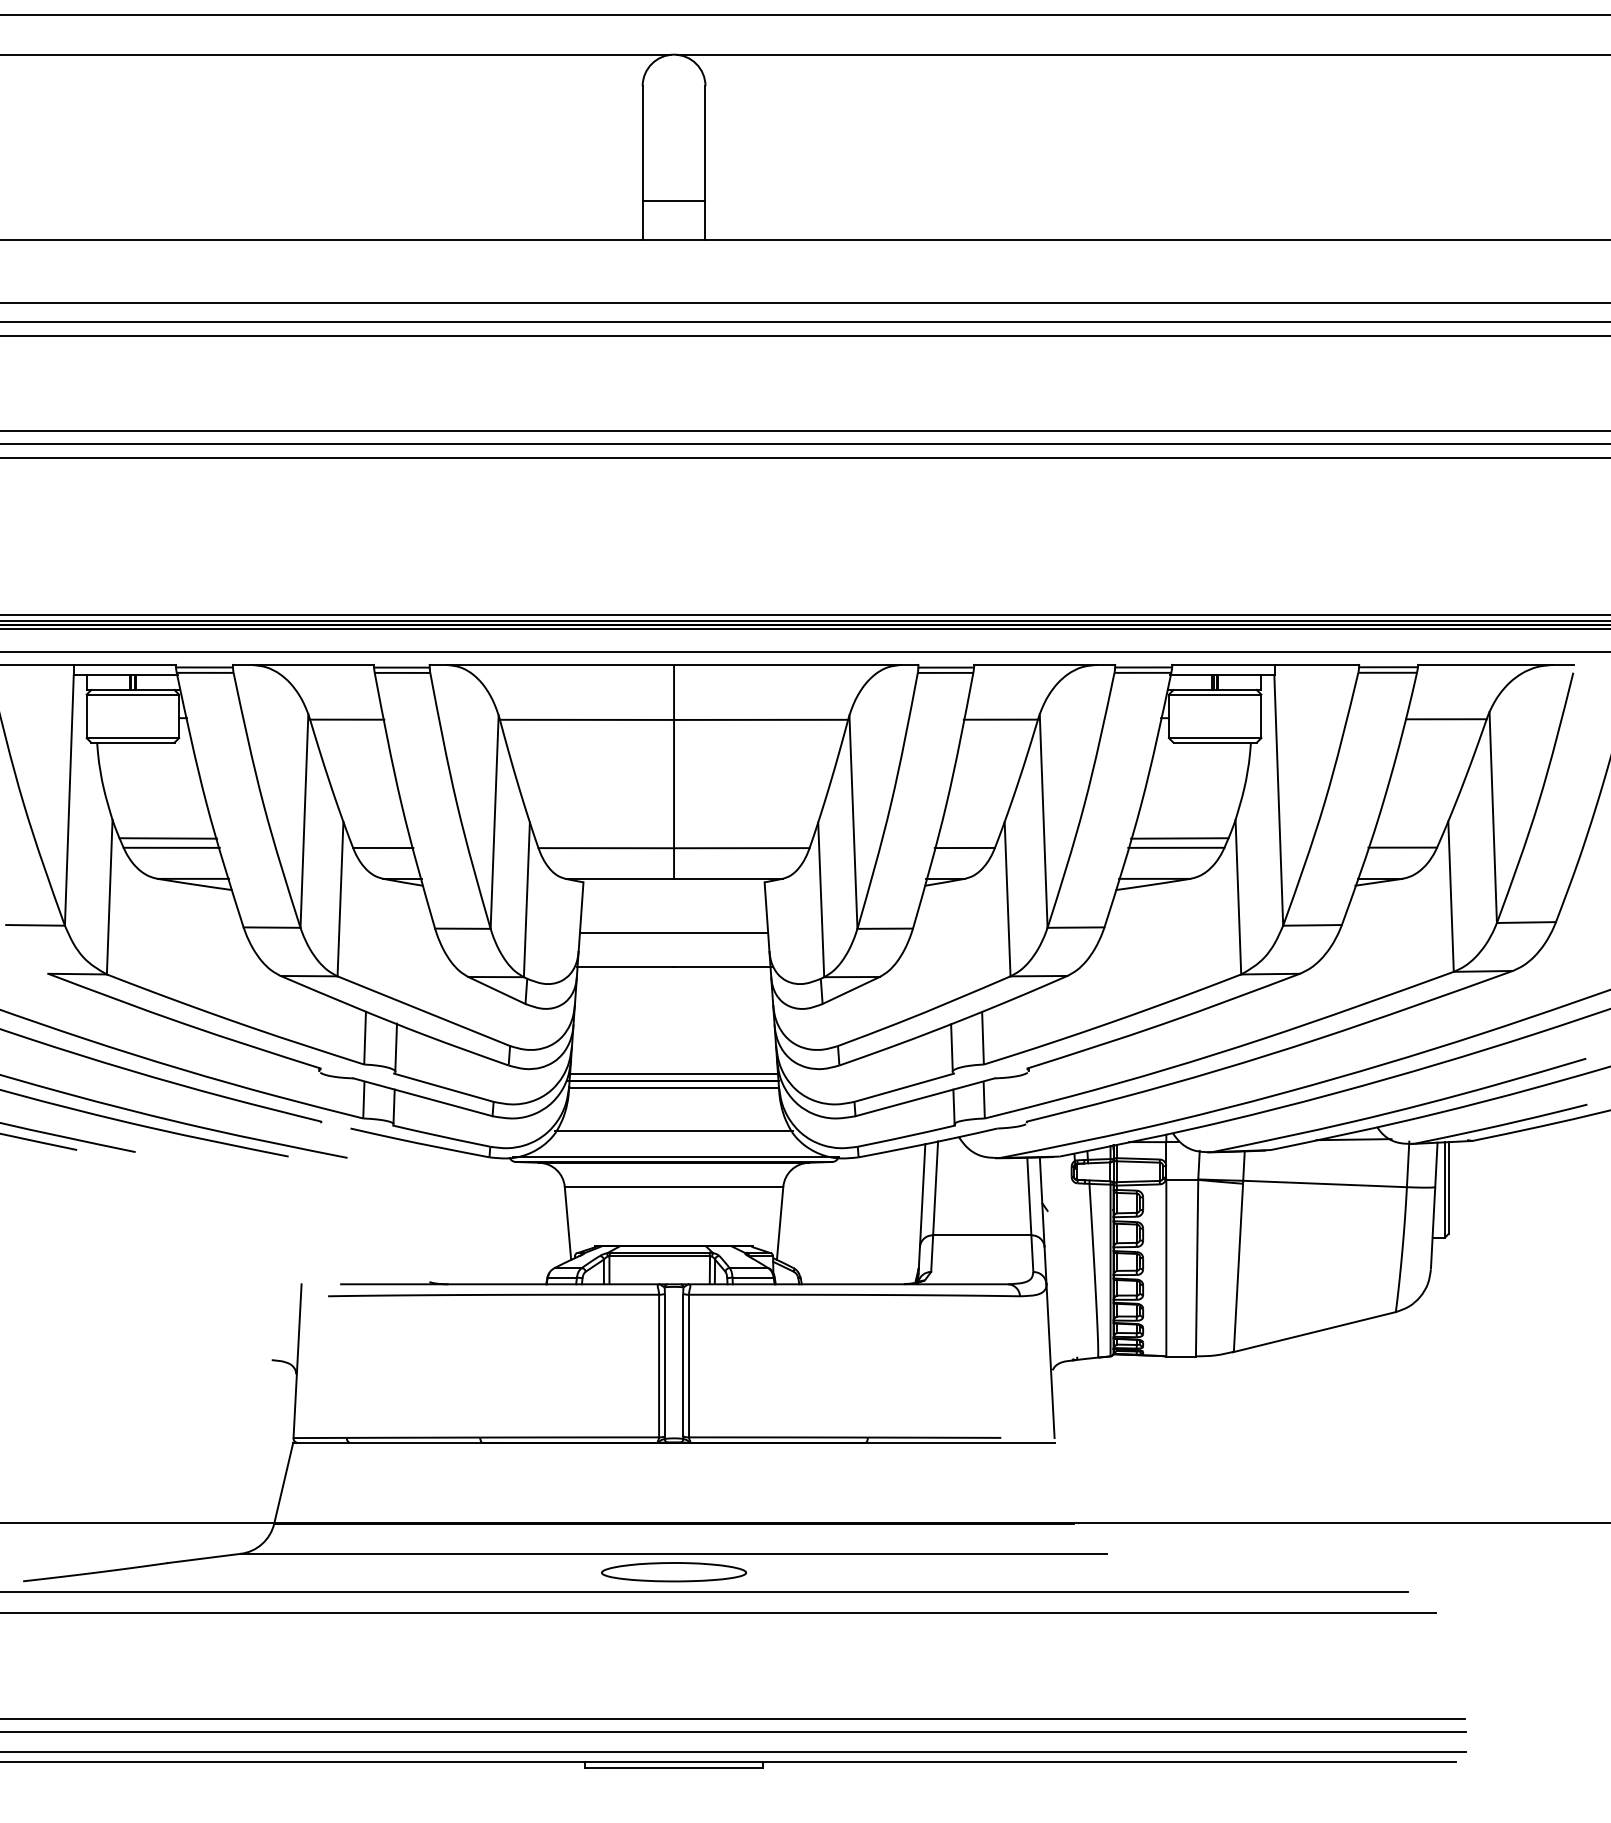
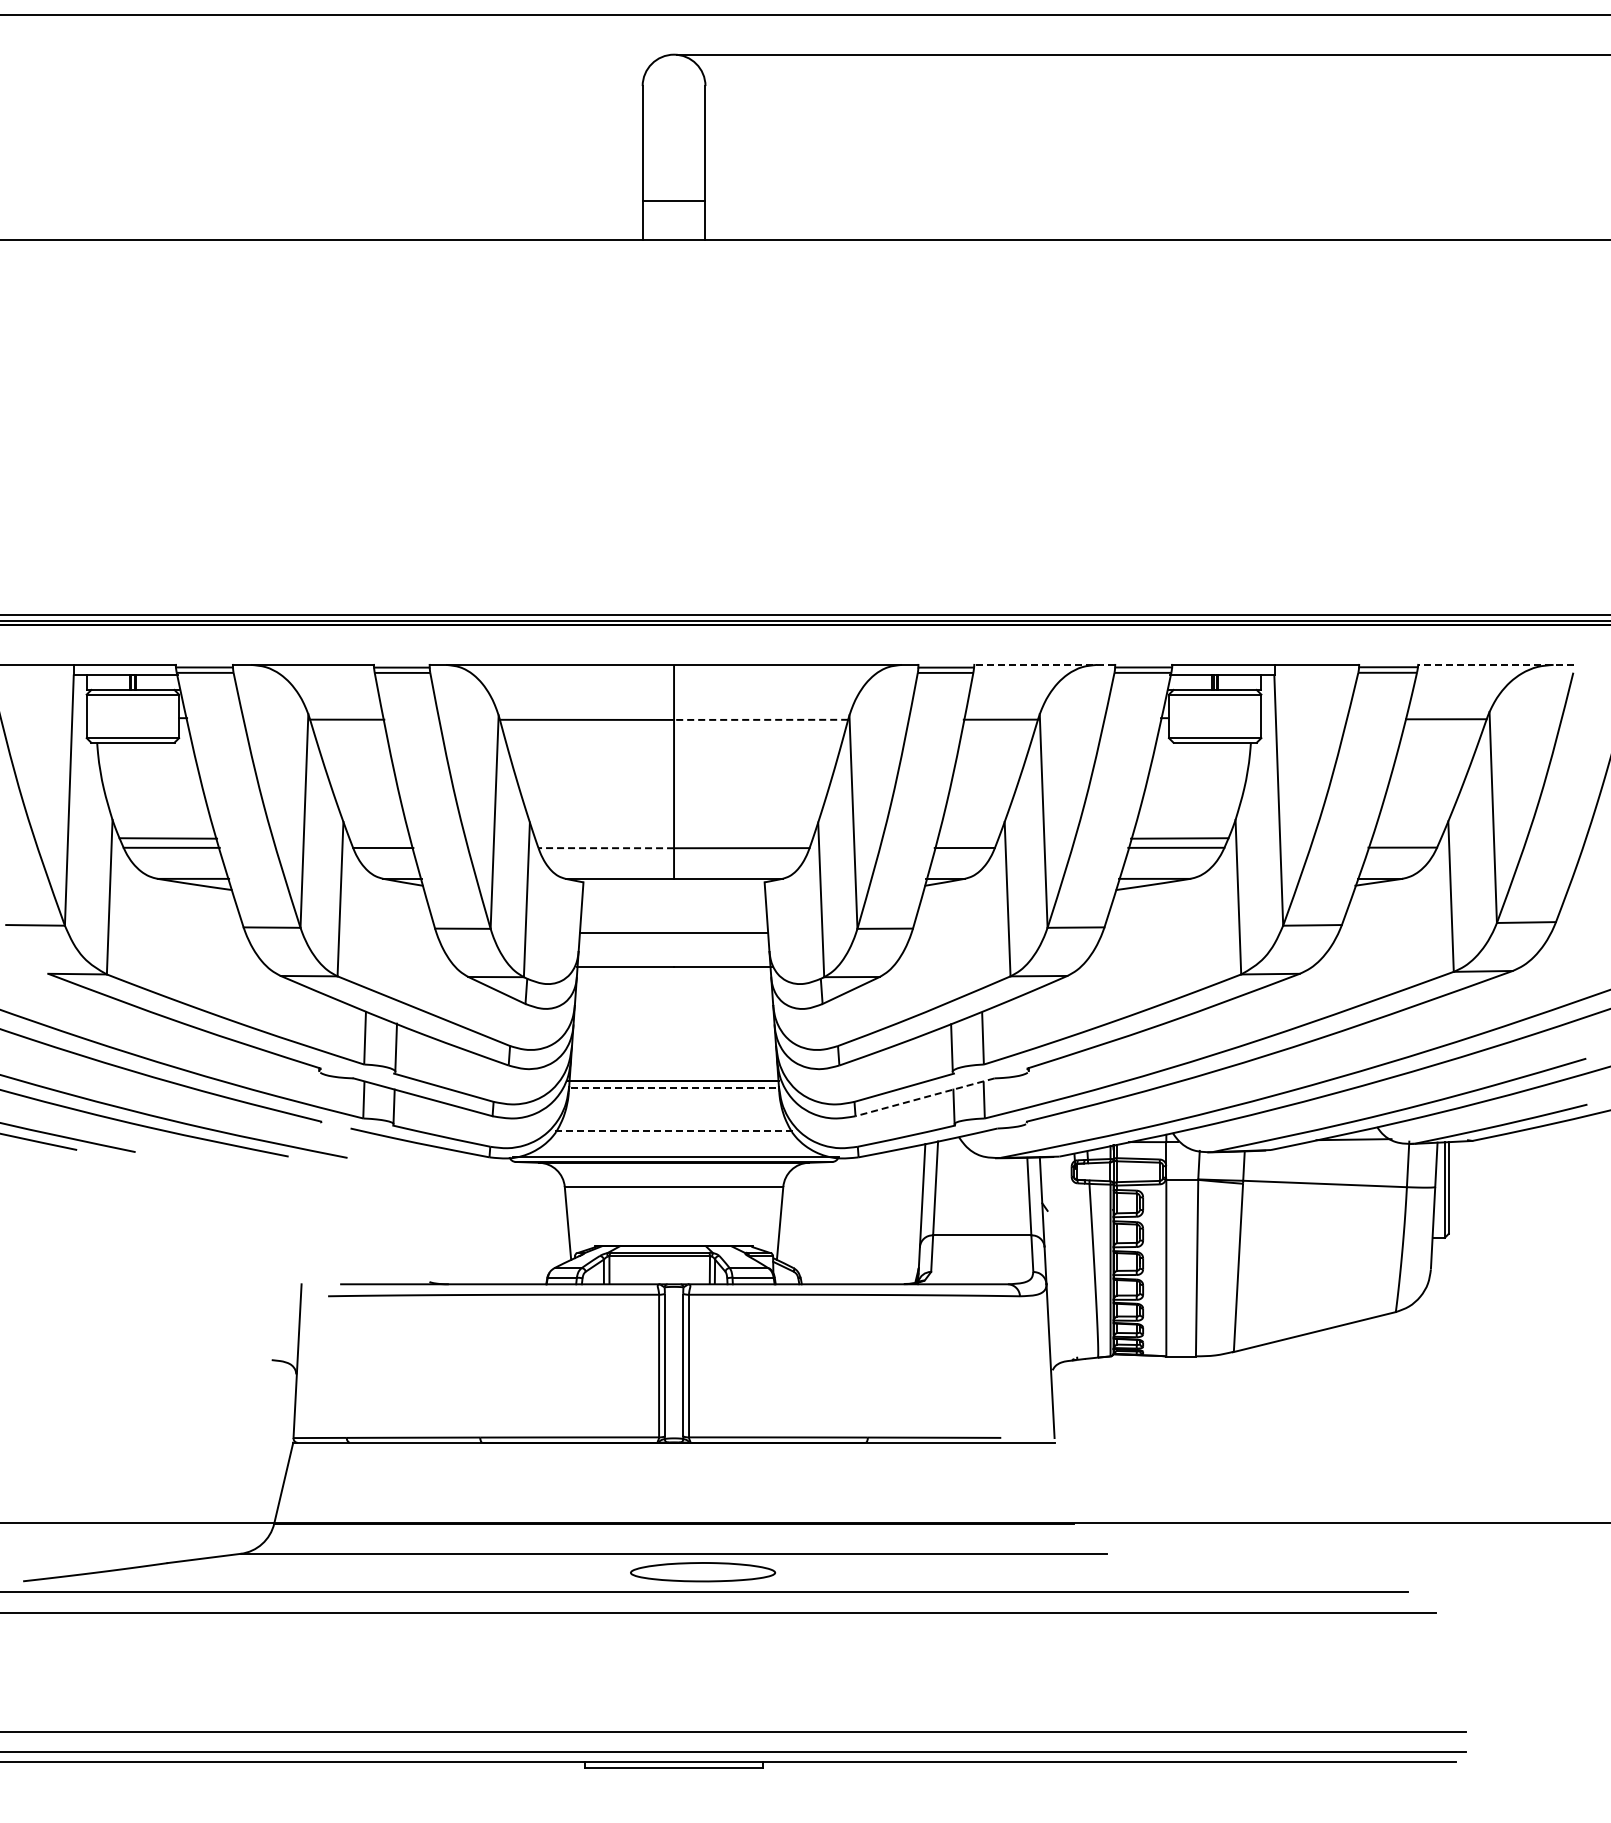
line: present -> none (336, 54)
line: present -> none (804, 303)
line: present -> none (804, 322)
line: present -> none (804, 335)
line: present -> none (804, 431)
line: present -> none (804, 444)
line: present -> none (804, 457)
line: present -> none (804, 629)
line: present -> none (804, 651)
line: solid -> dashed (1044, 664)
line: solid -> dashed (1495, 664)
line: solid -> dashed (760, 719)
line: solid -> dashed (606, 848)
line: present -> none (673, 1074)
line: solid -> dashed (674, 1087)
line: solid -> dashed (924, 1097)
line: solid -> dashed (674, 1131)
part position: (674, 1572) -> (703, 1572) (703, 1572)
line: present -> none (733, 1718)
